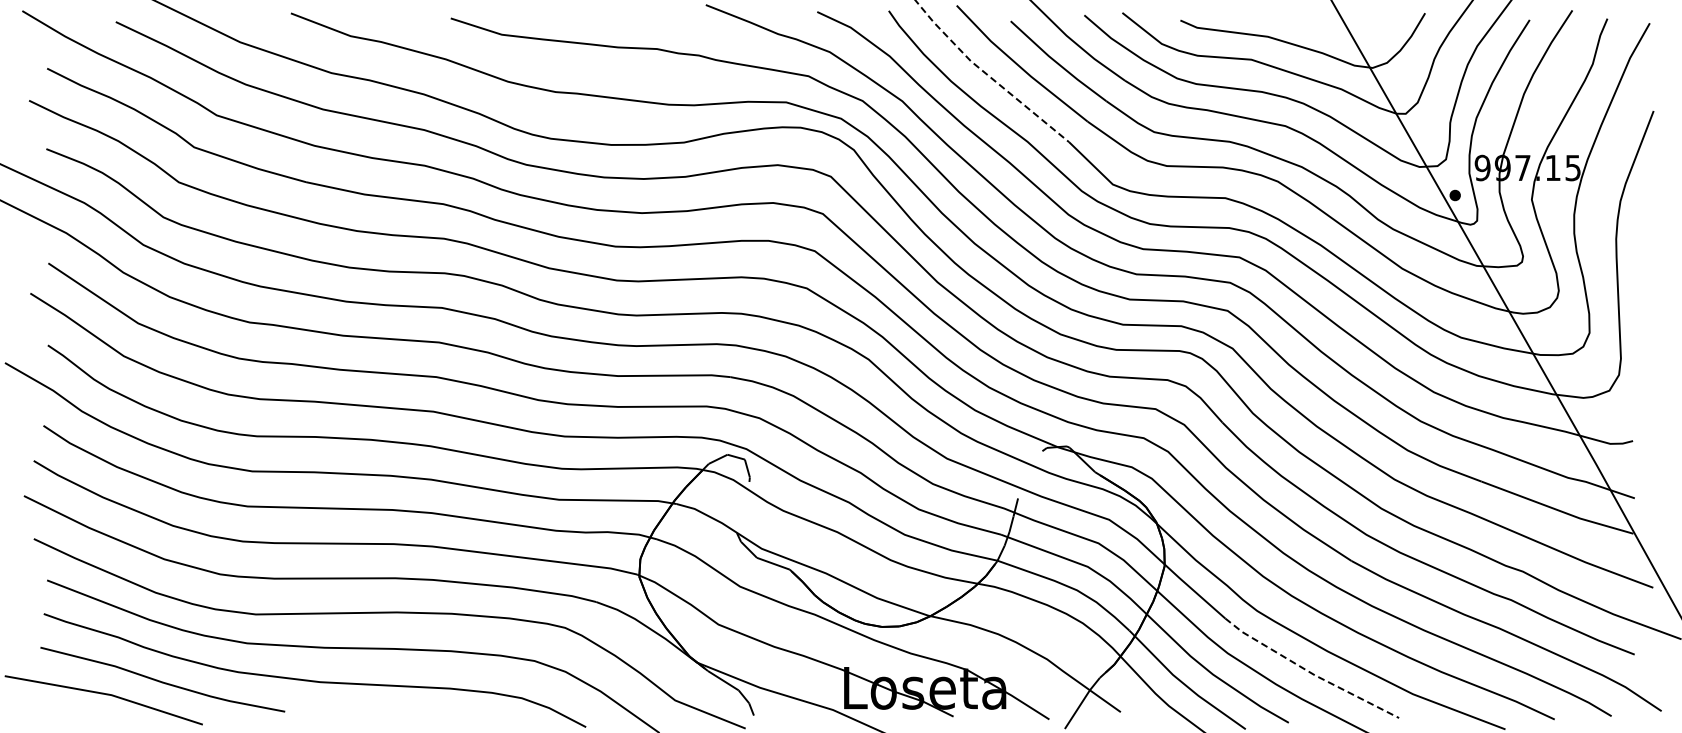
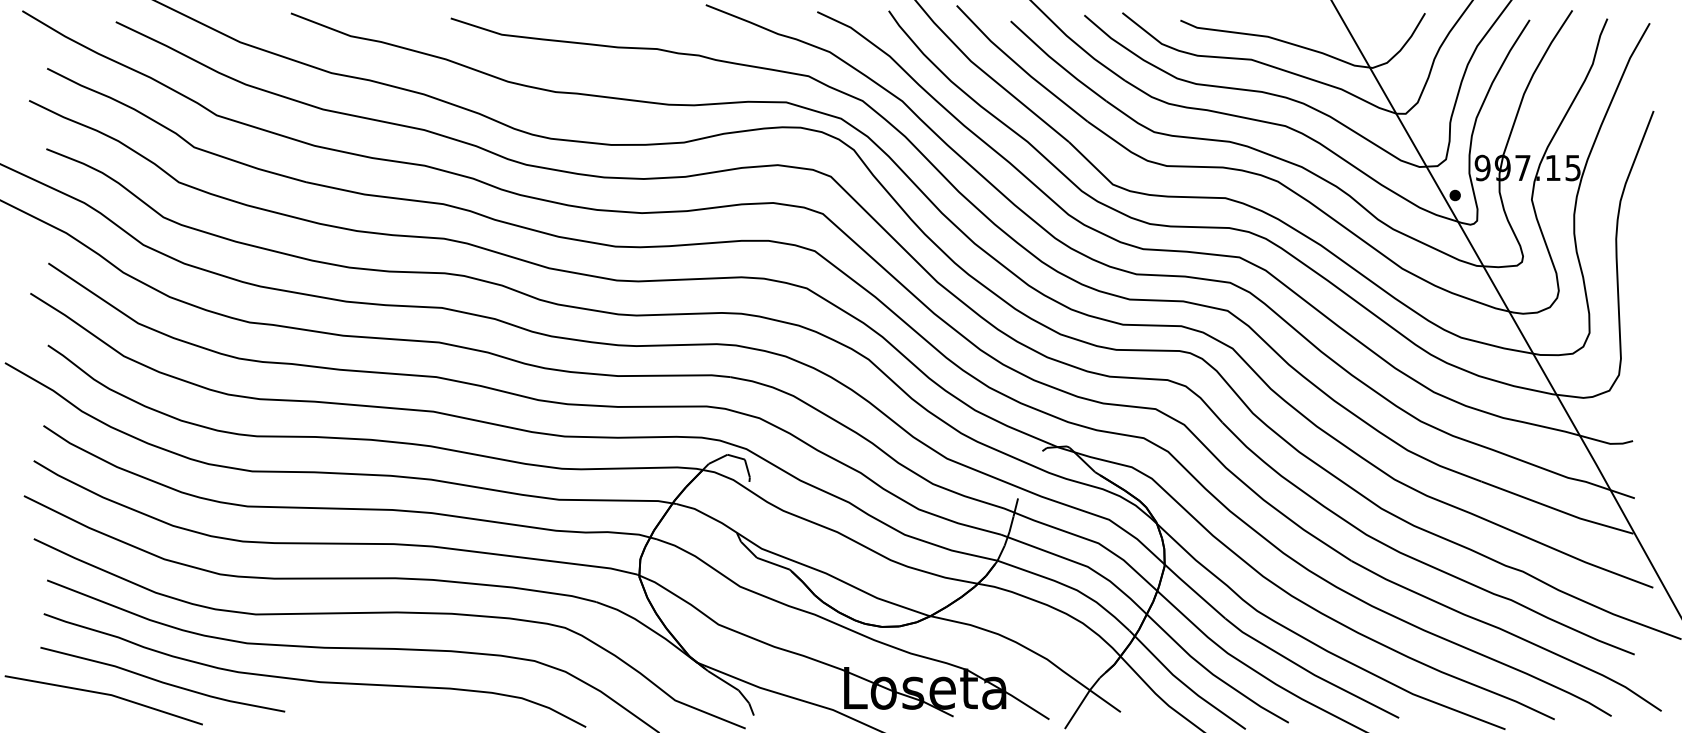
line: dashed -> solid (987, 75)
line: dashed -> solid (1309, 672)
